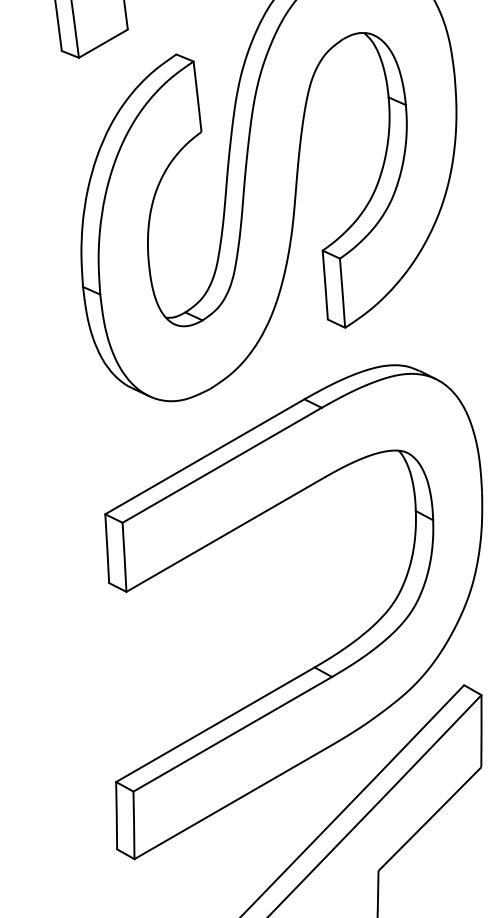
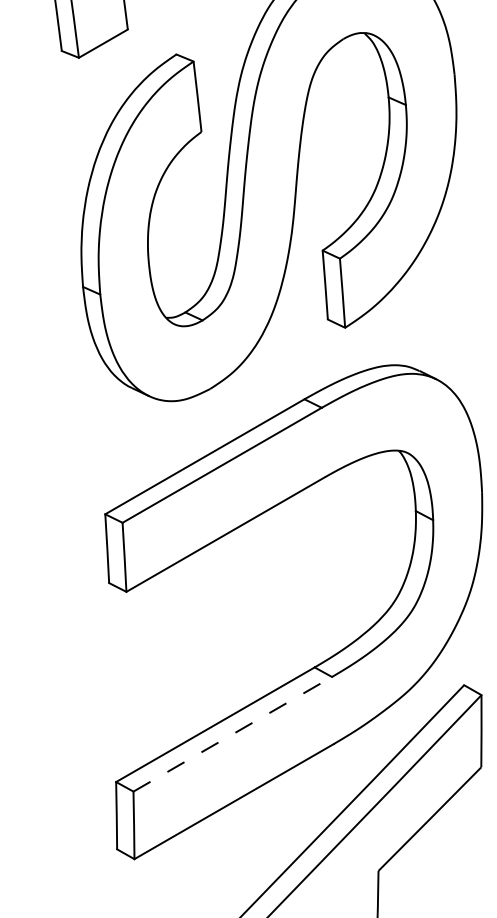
line: solid -> dashed (232, 734)
